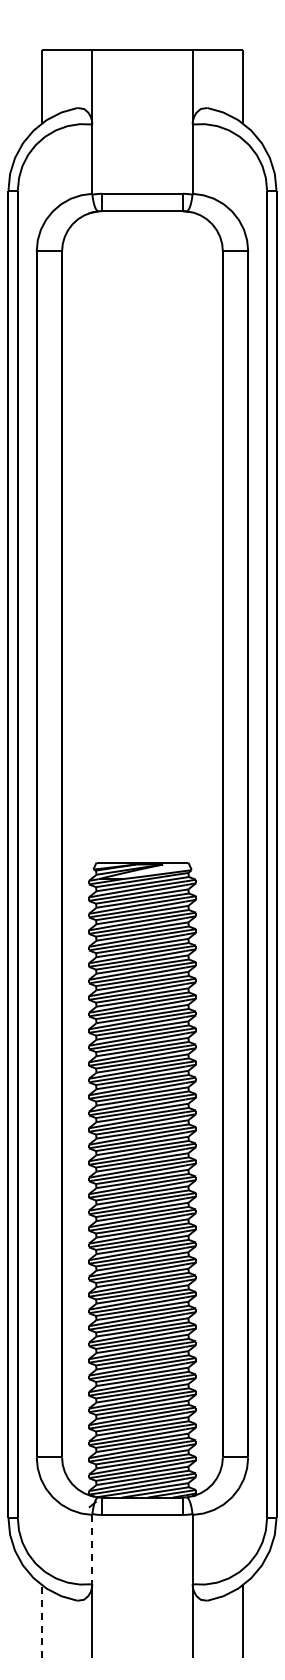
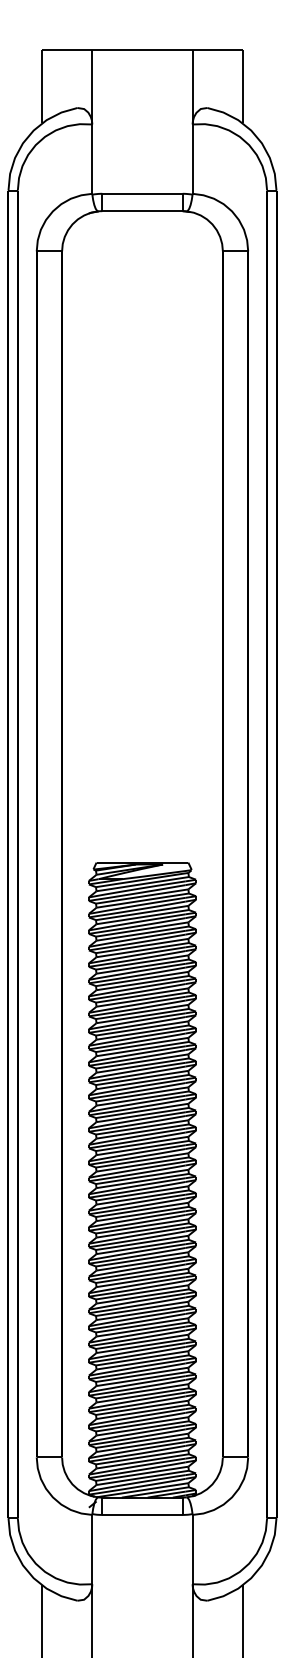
line: dashed -> solid (92, 1549)
line: dashed -> solid (42, 1621)
